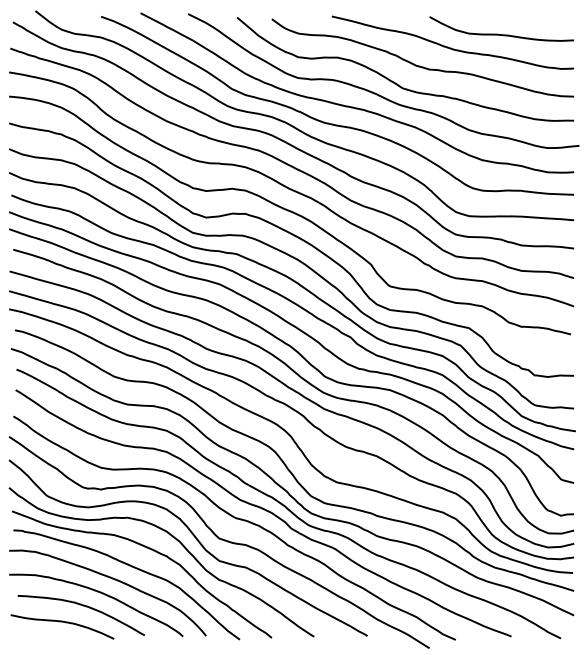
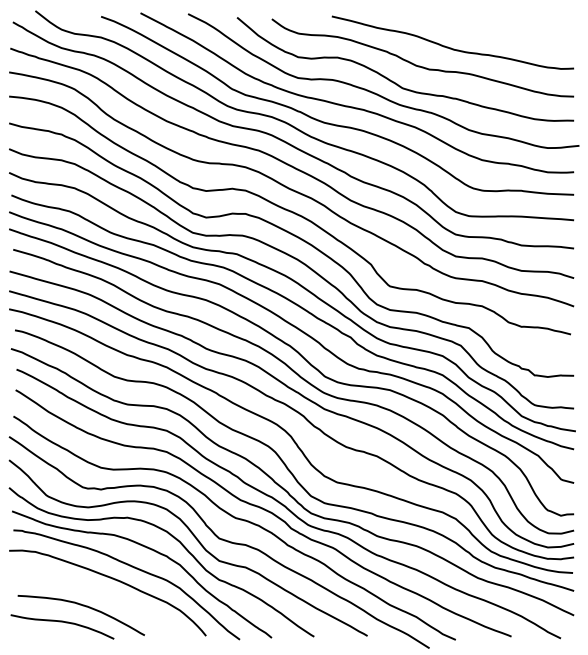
curve: present -> none (498, 33)
curve: present -> none (102, 594)
